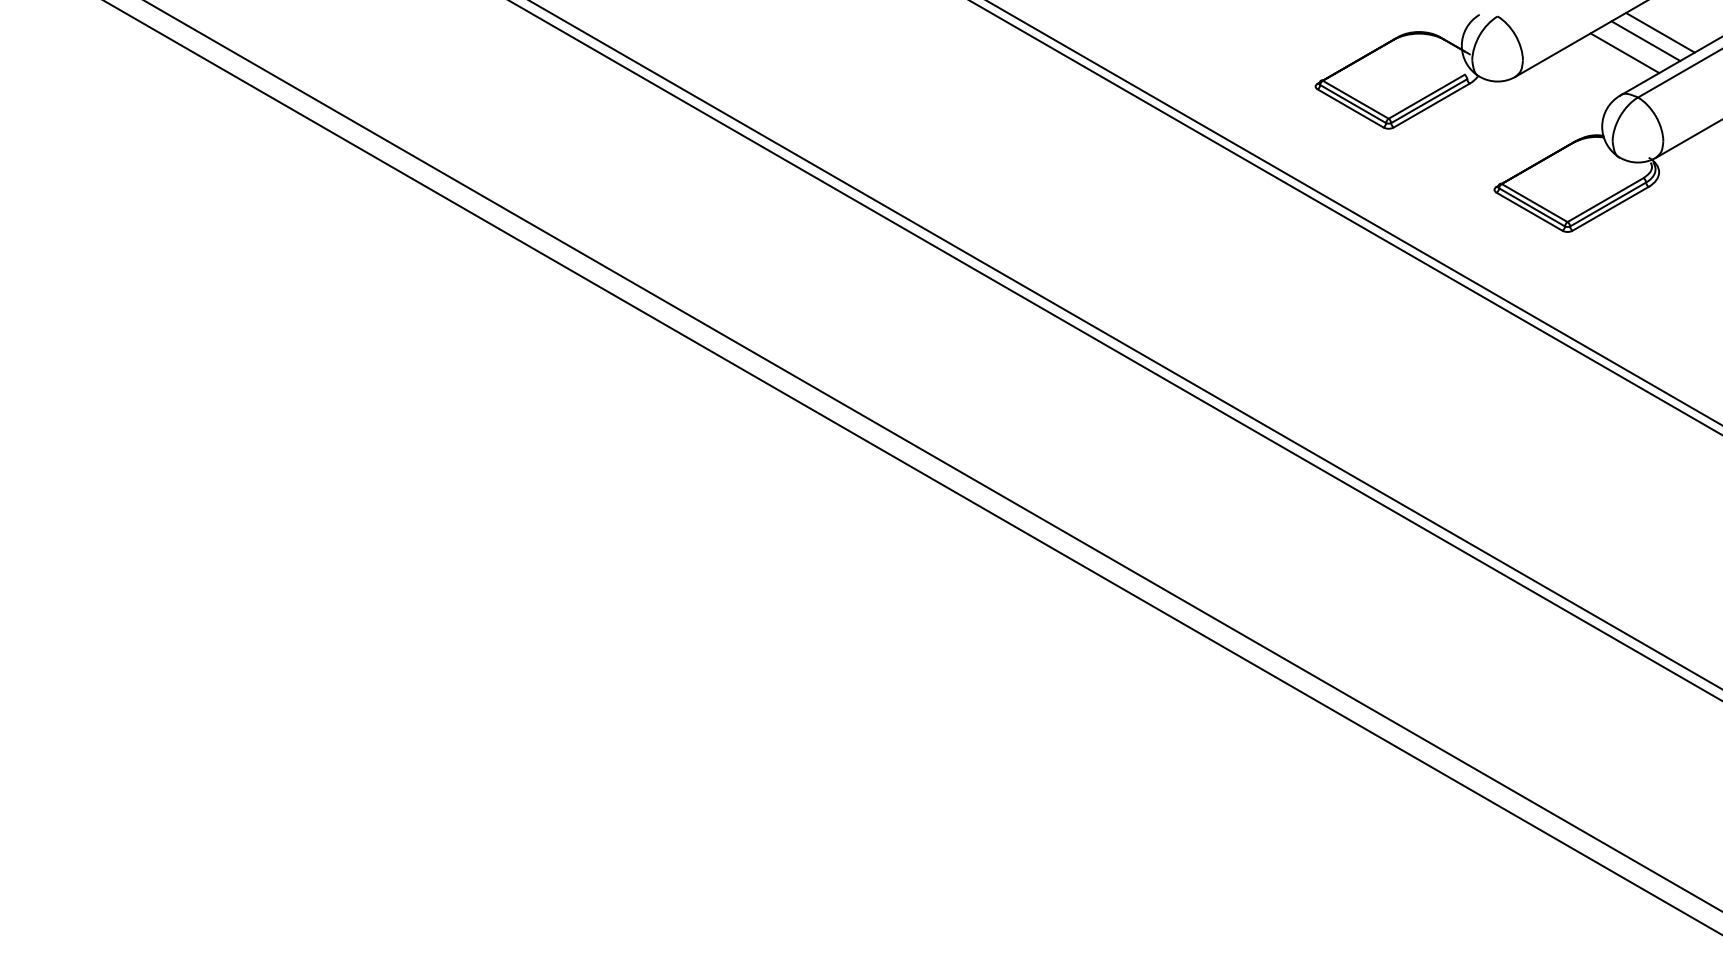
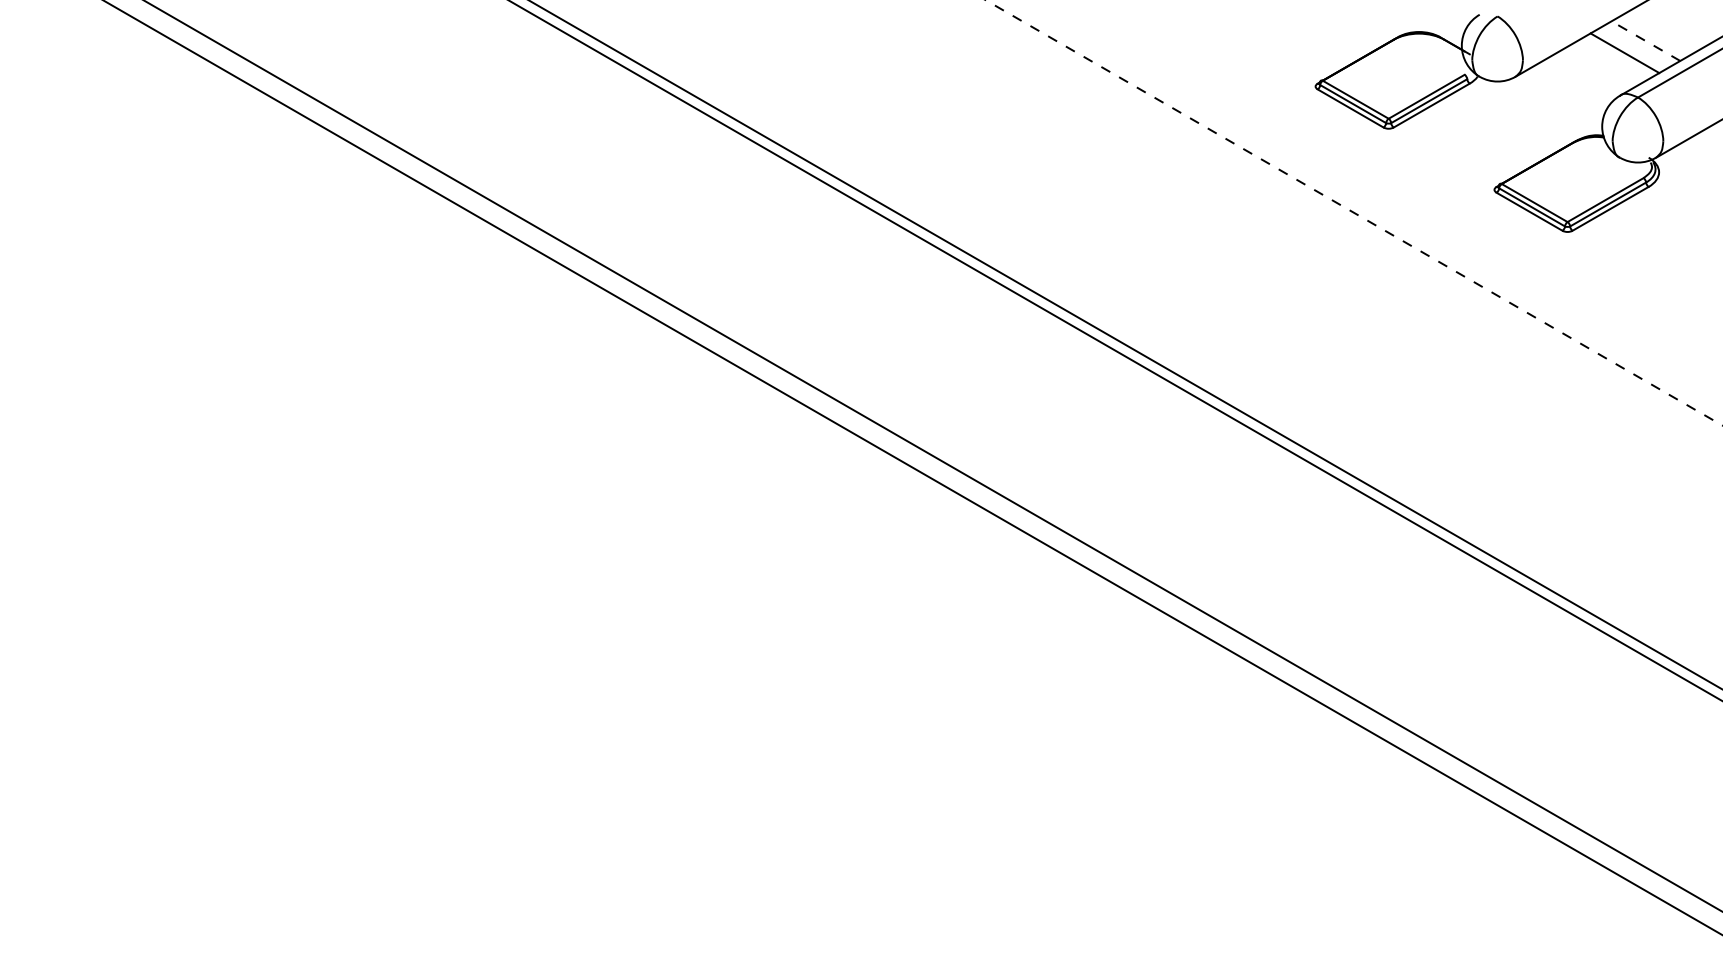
line: present -> none (1660, 32)
line: solid -> dashed (1645, 41)
line: solid -> dashed (1354, 212)
line: present -> none (1345, 217)
